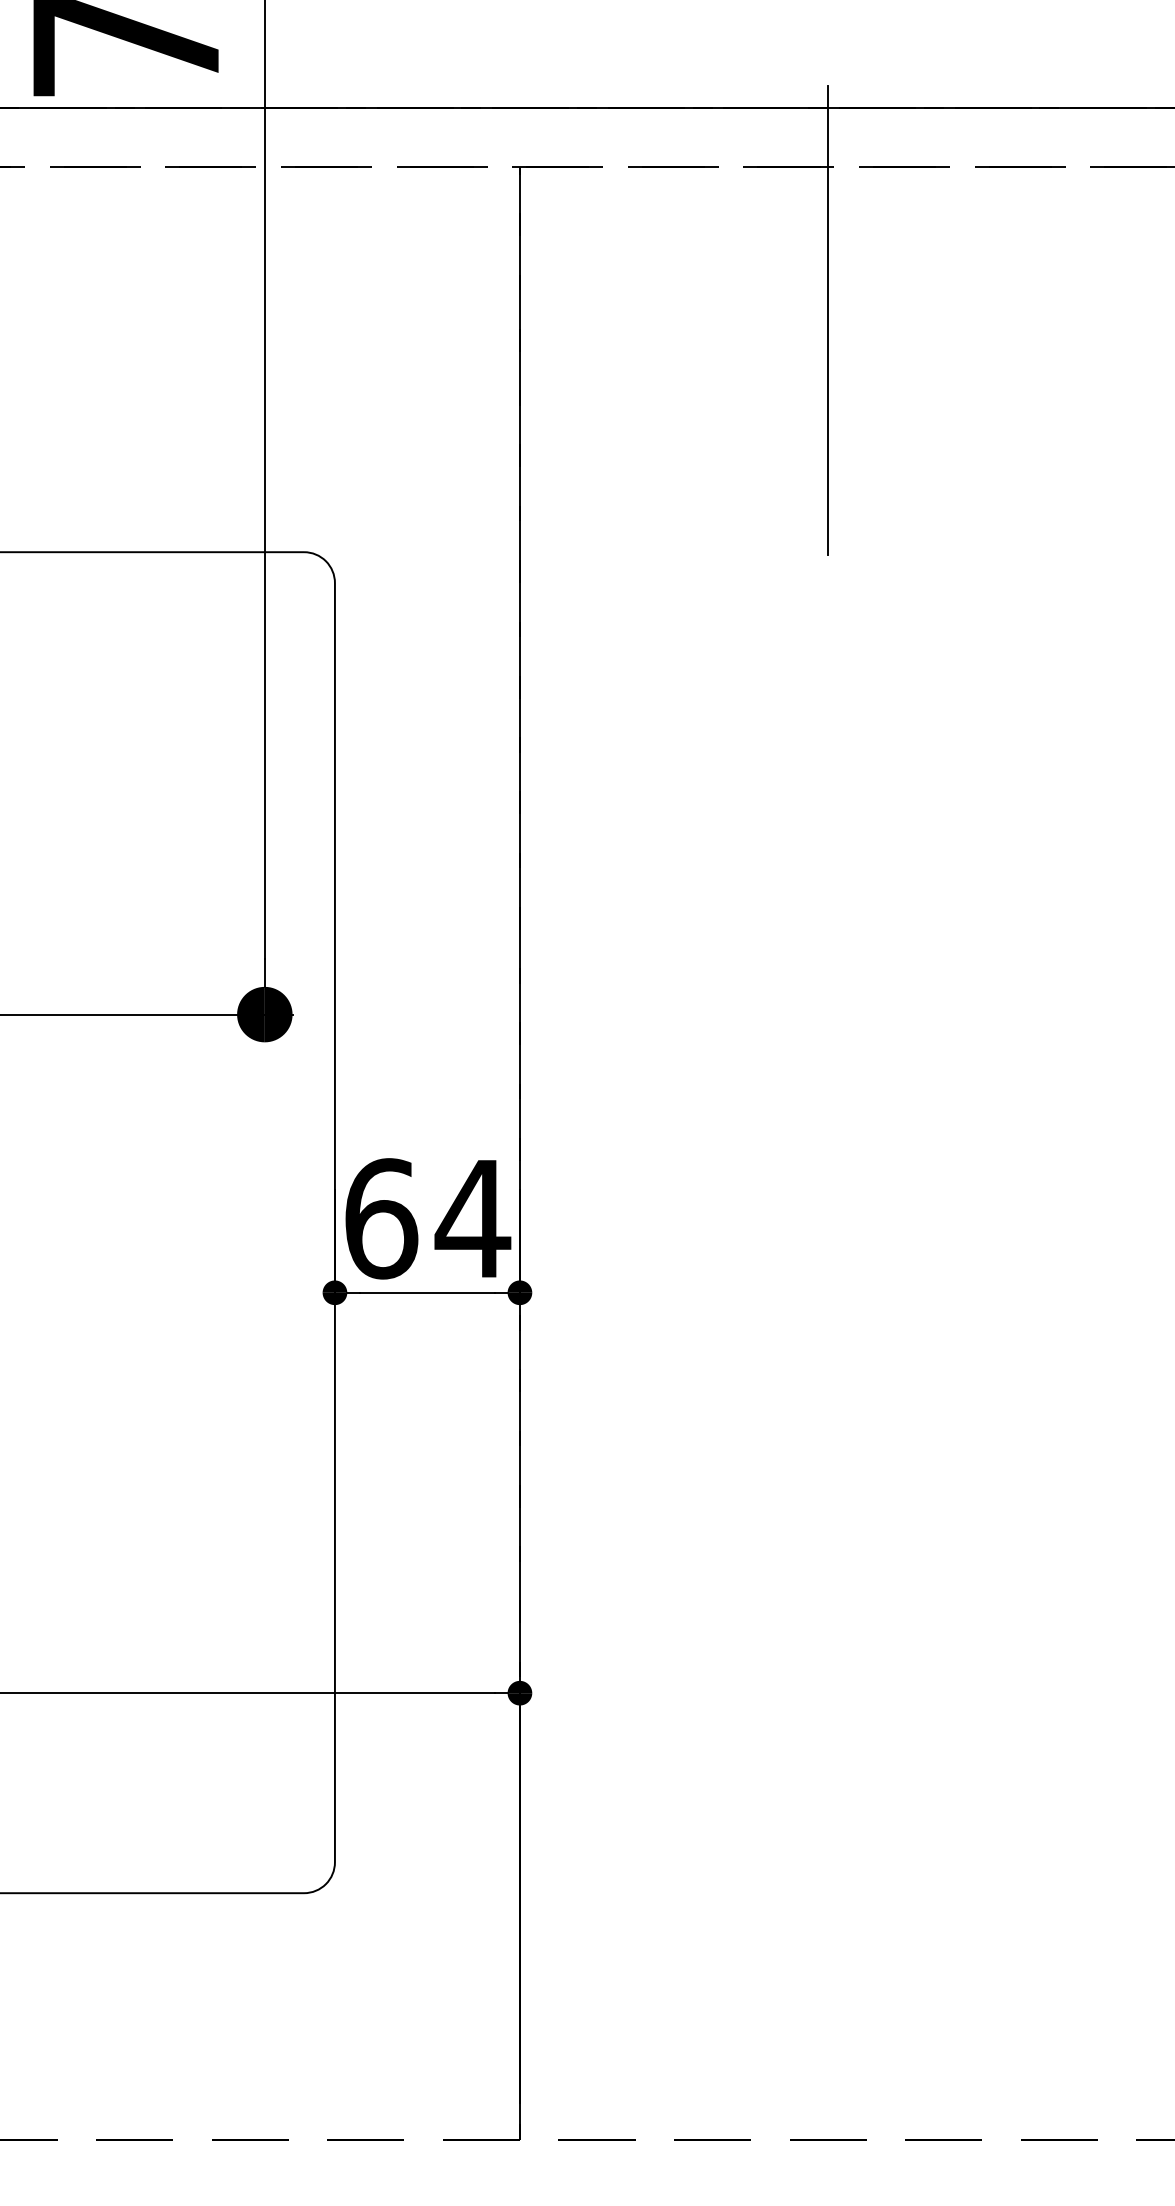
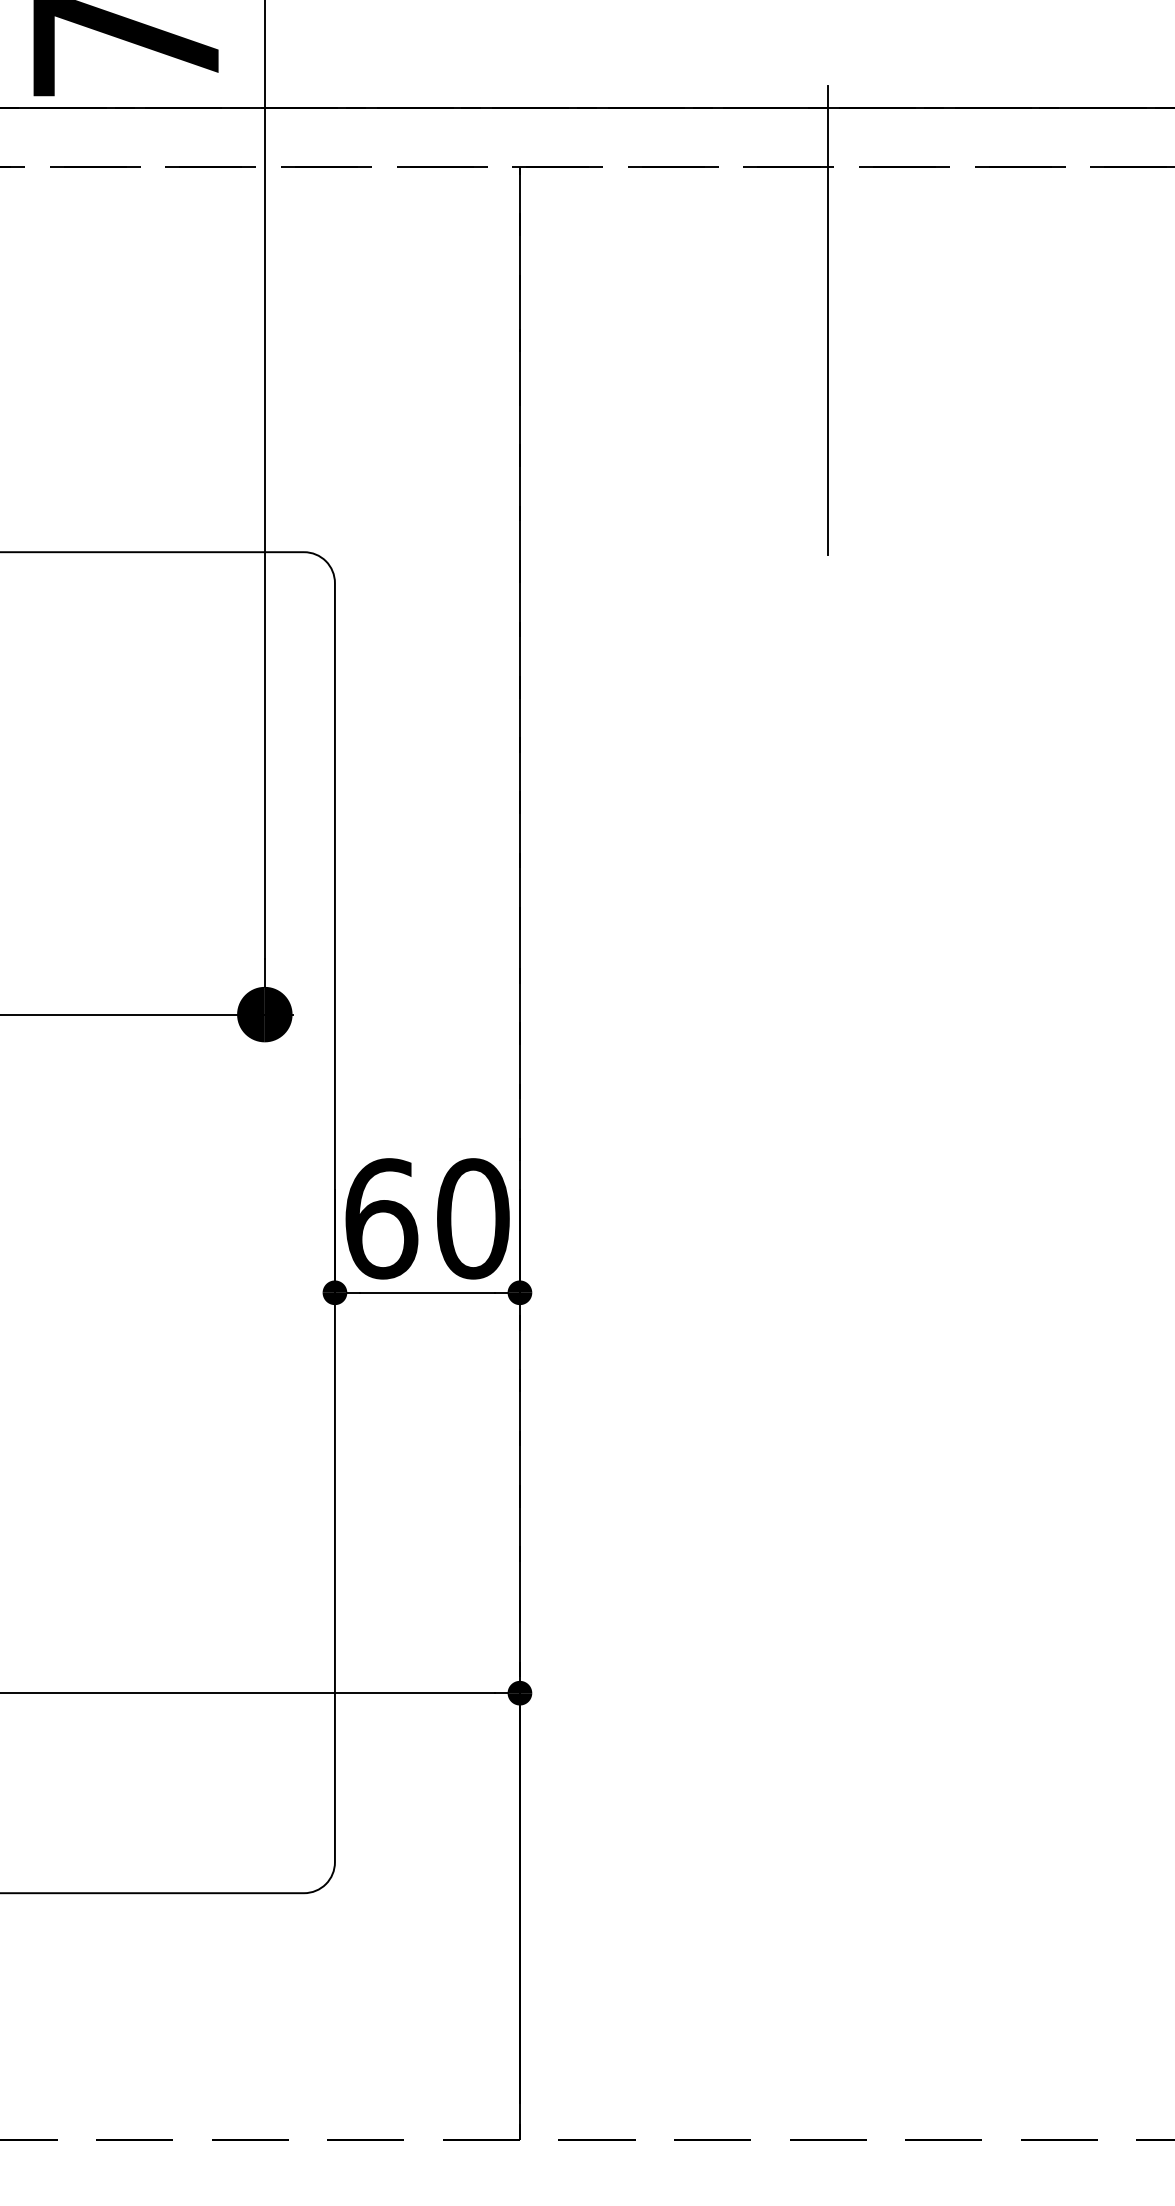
text: 64 -> 60 (472, 1218)
